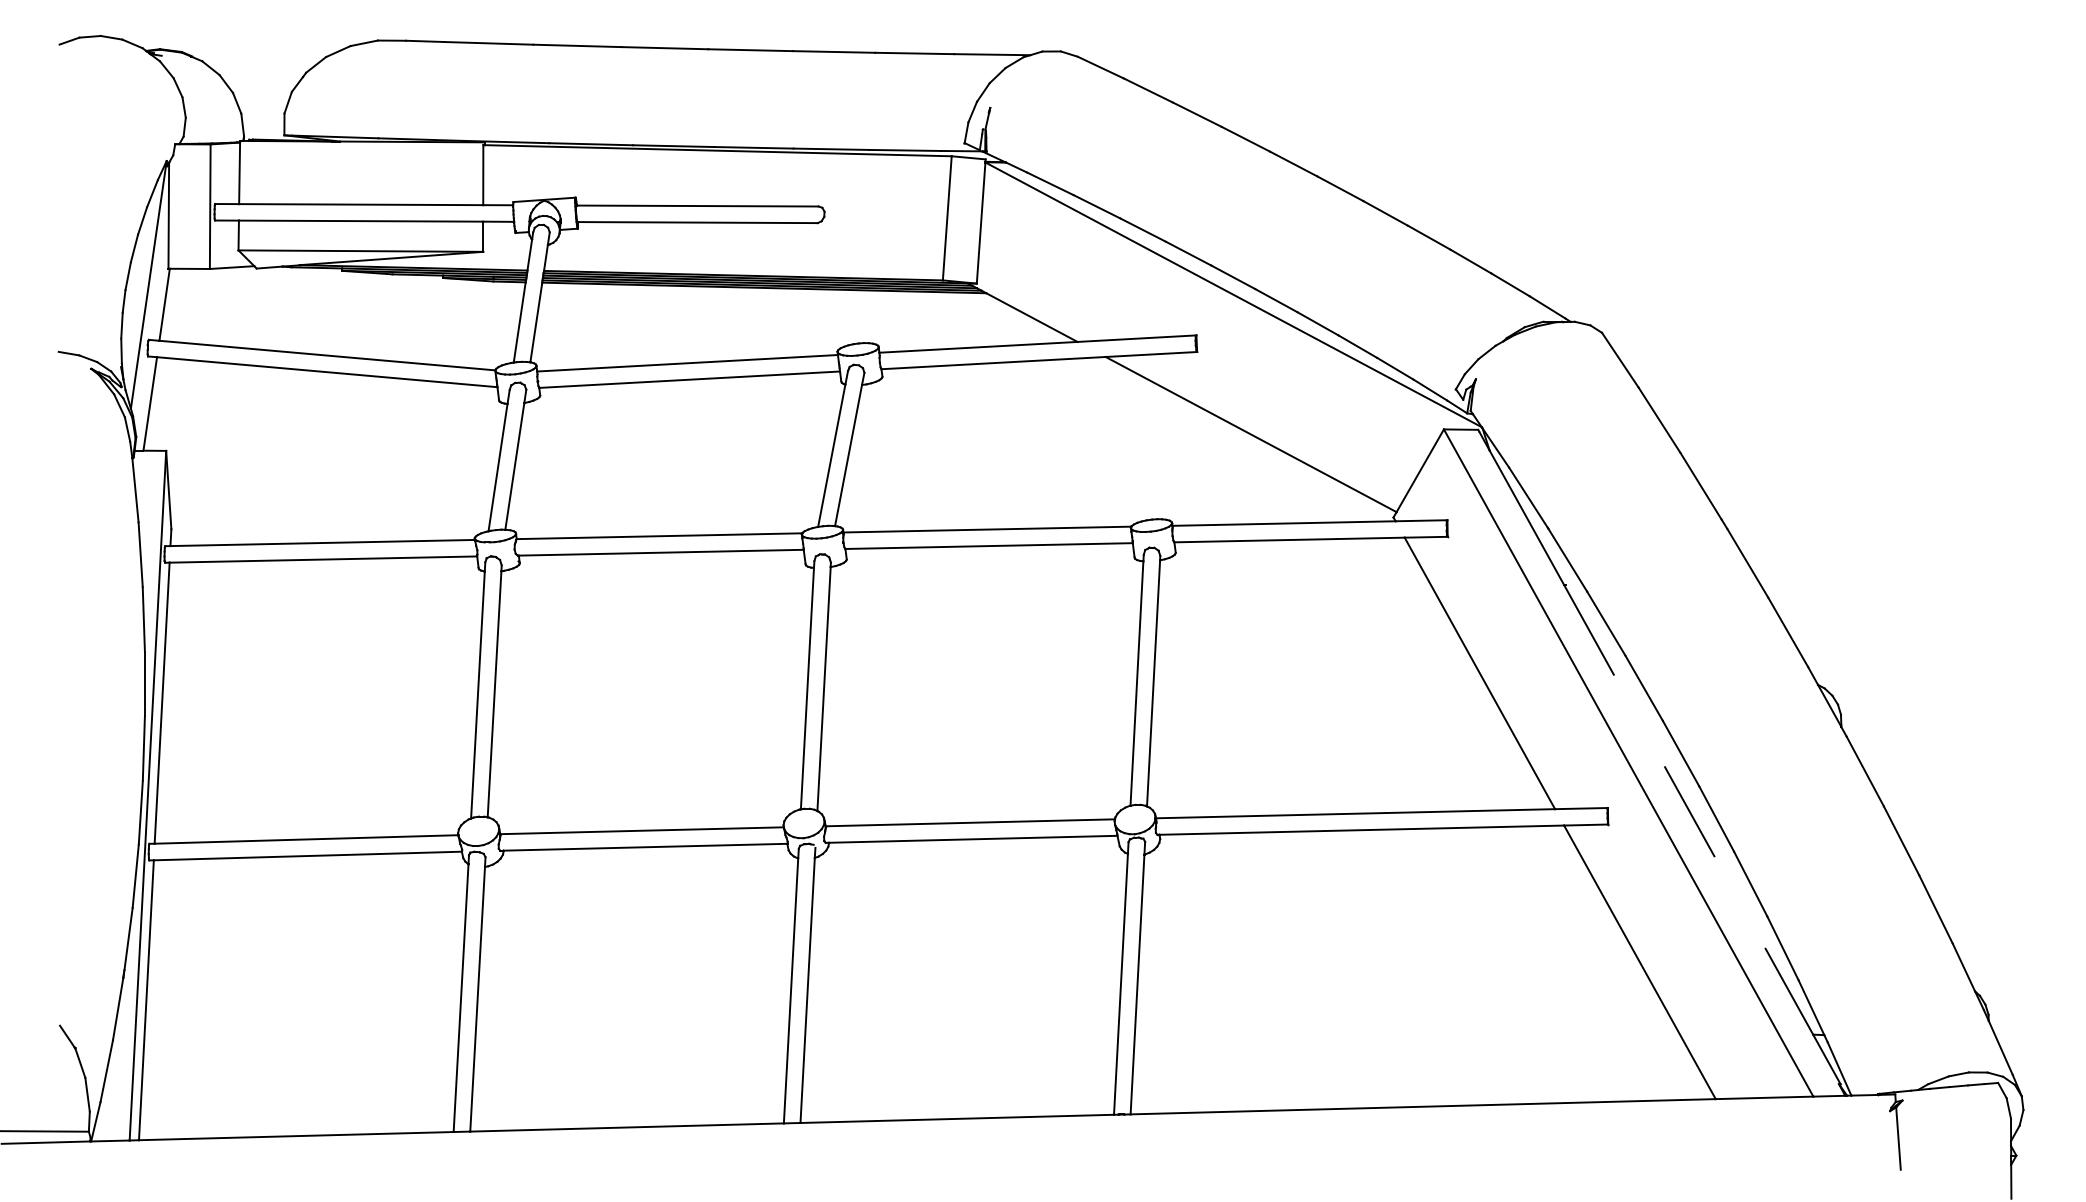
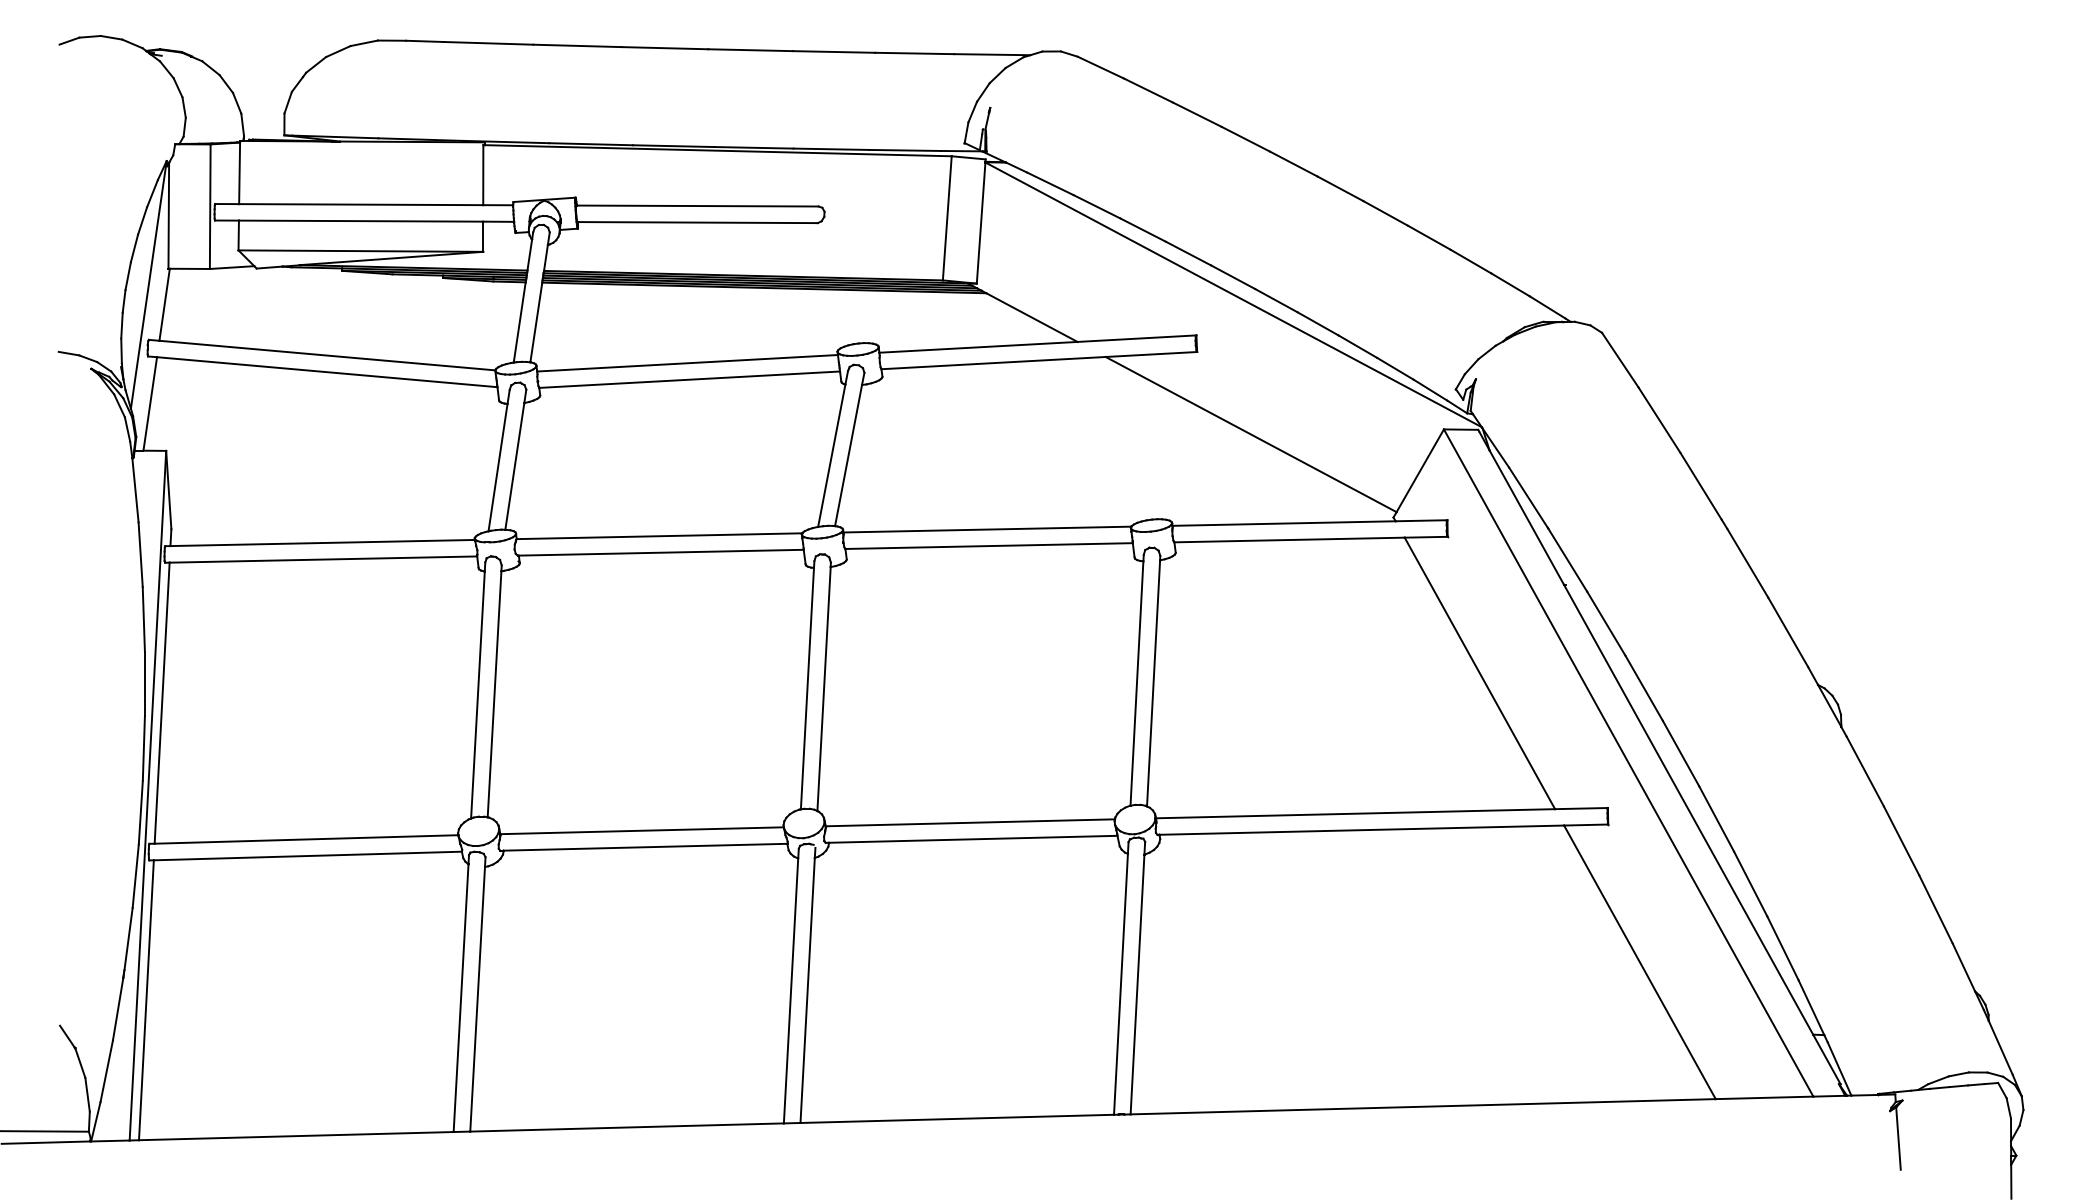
line: dashed -> solid (1688, 810)
